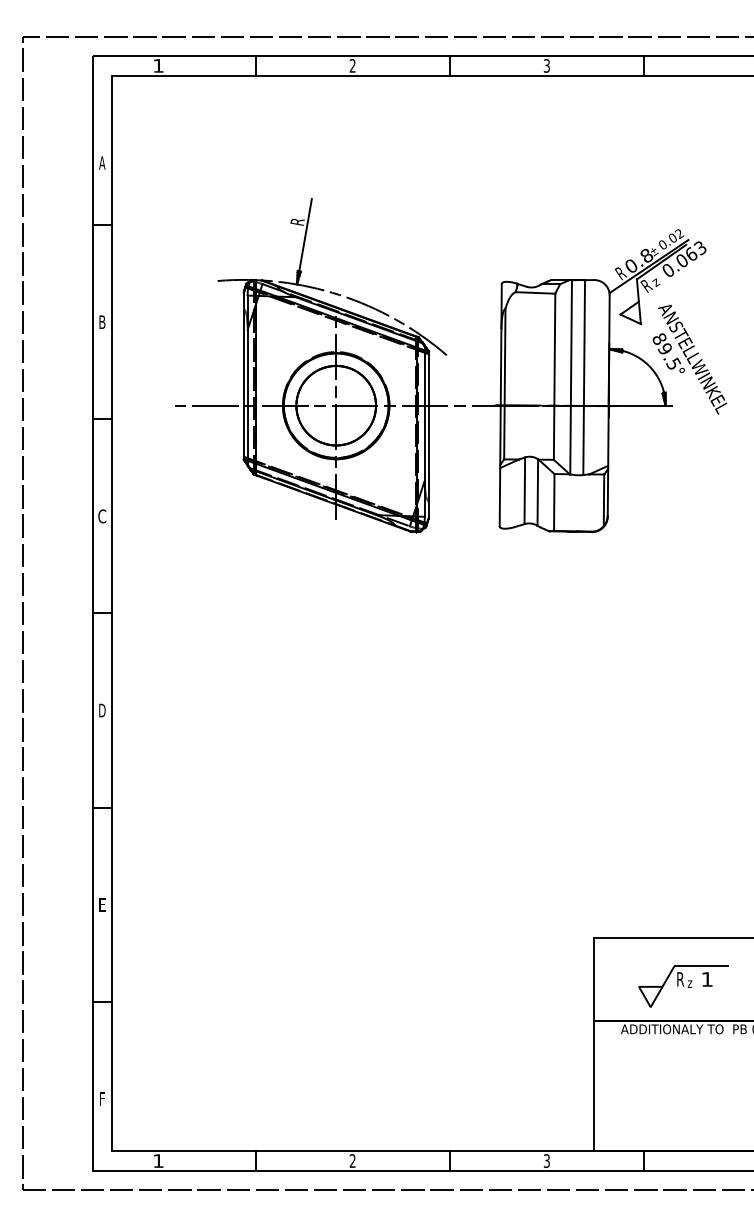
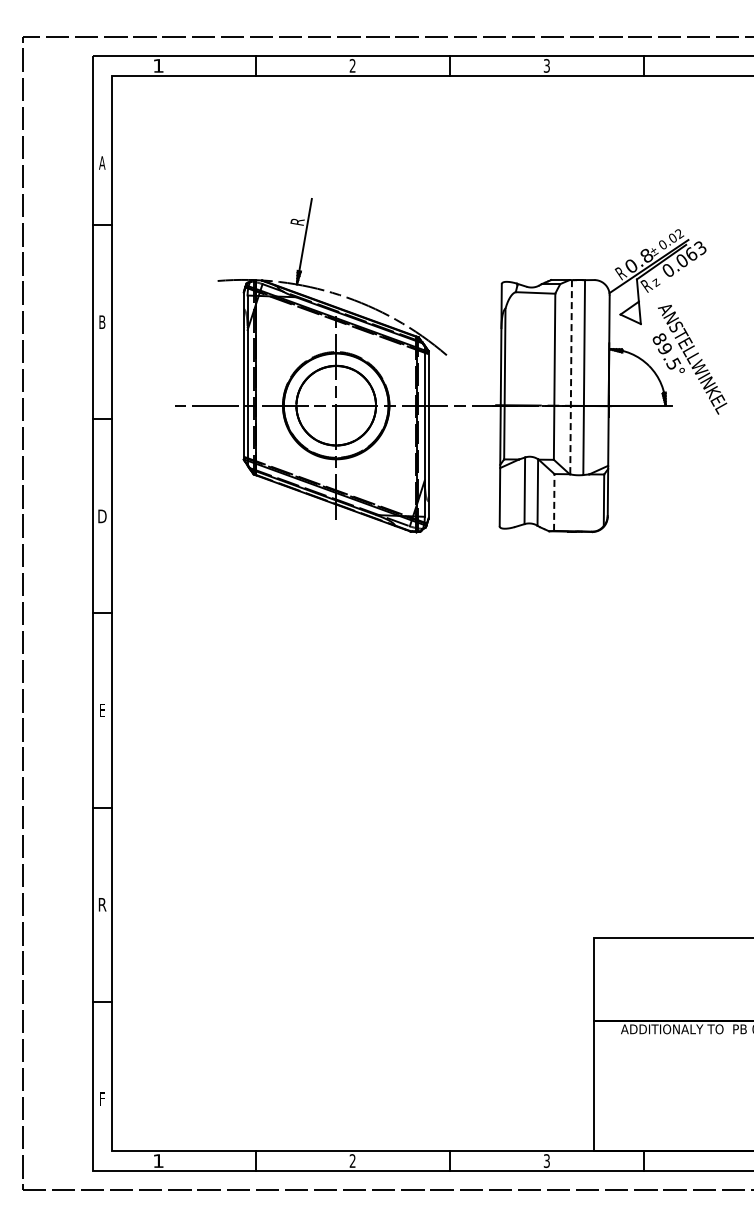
line: solid -> dashed (571, 377)
line: solid -> dashed (554, 501)
text: C -> D (102, 516)
text: D -> E (102, 710)
text: E -> R (102, 904)
part: present -> none (683, 986)
